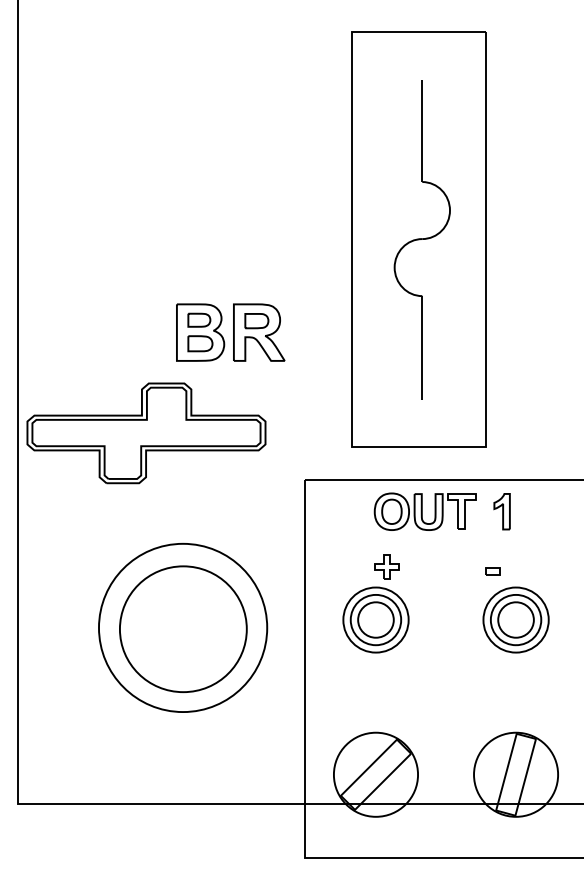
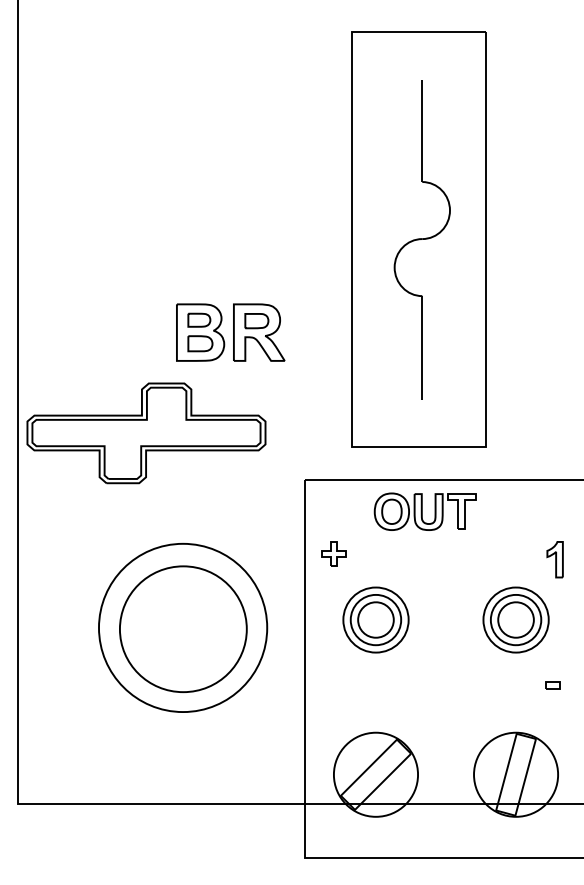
part position: (501, 511) -> (554, 559) (554, 559)
part position: (386, 566) -> (333, 553) (333, 553)
part position: (492, 571) -> (552, 685) (552, 685)
